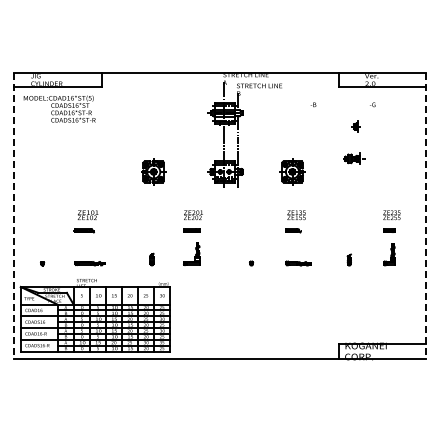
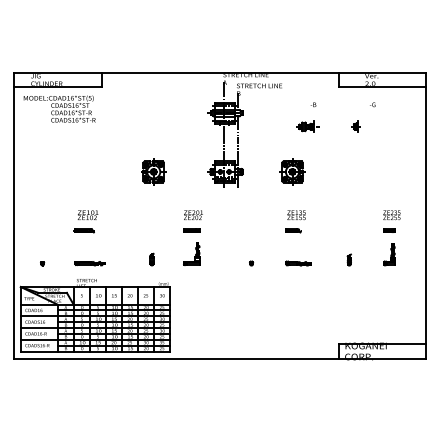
part position: (353, 158) -> (307, 126) (307, 126)
line: dashed -> solid (13, 216)
line: dashed -> solid (426, 216)
